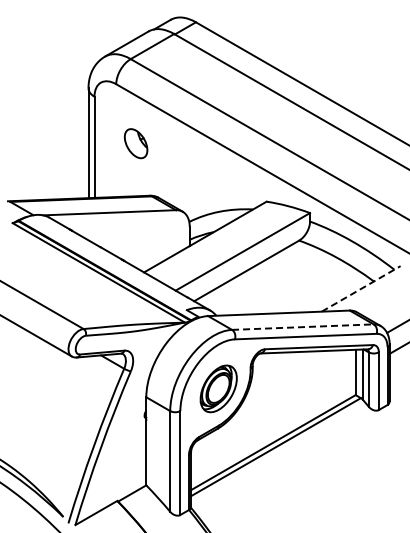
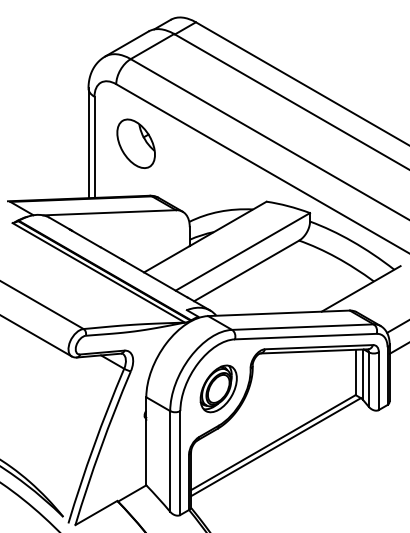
part size: 25x32 px -> 40x51 px (135, 143)
line: dashed -> solid (361, 288)
line: dashed -> solid (302, 327)
